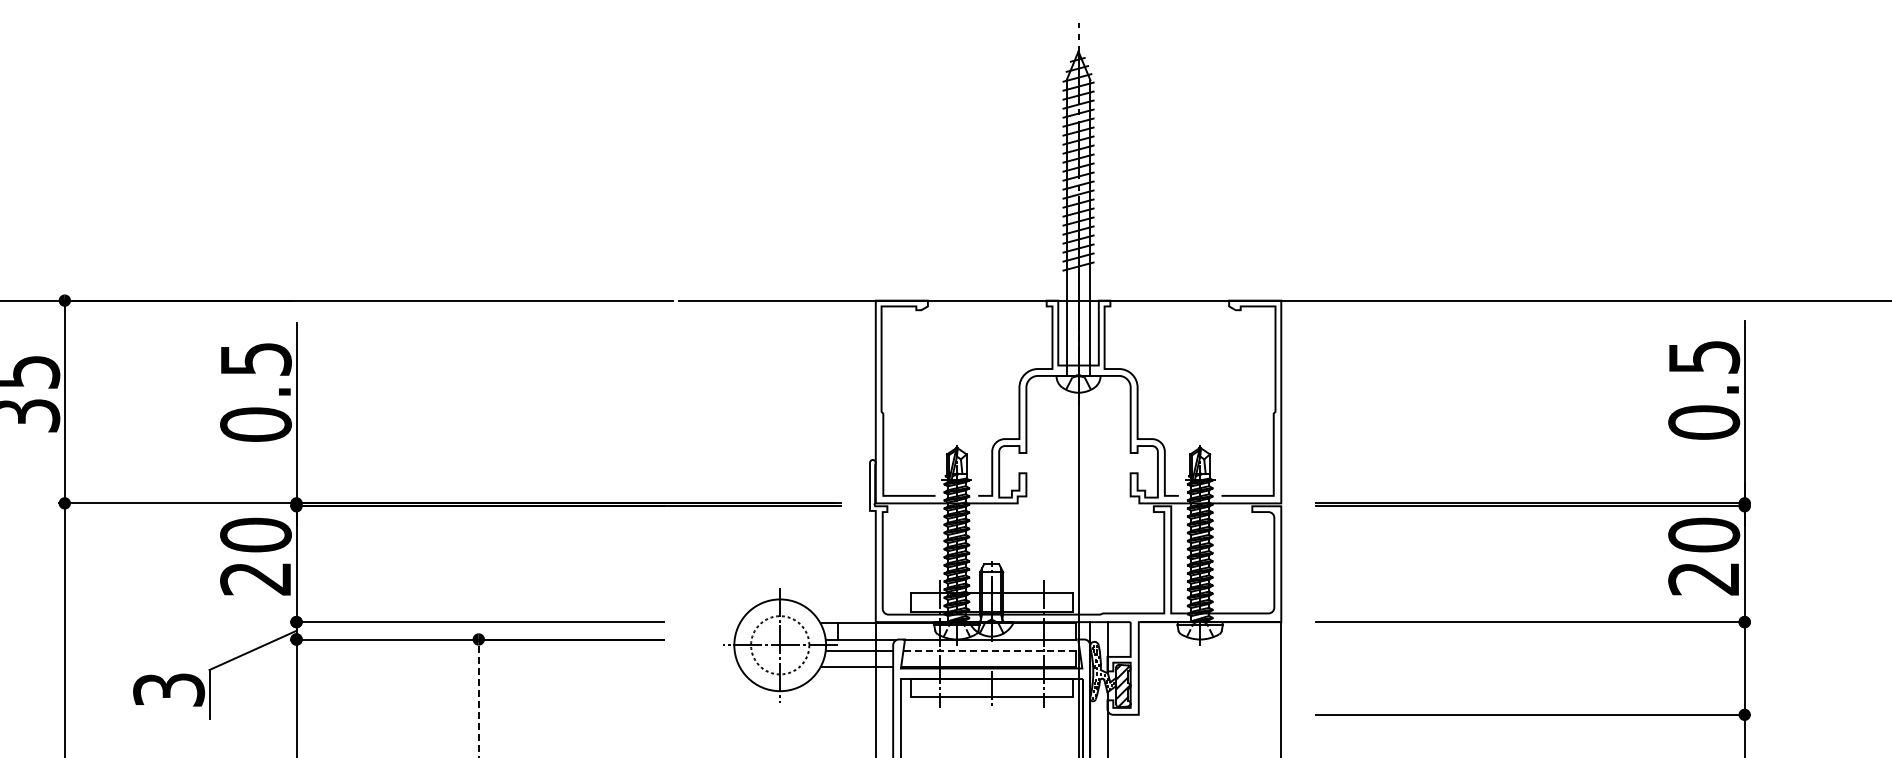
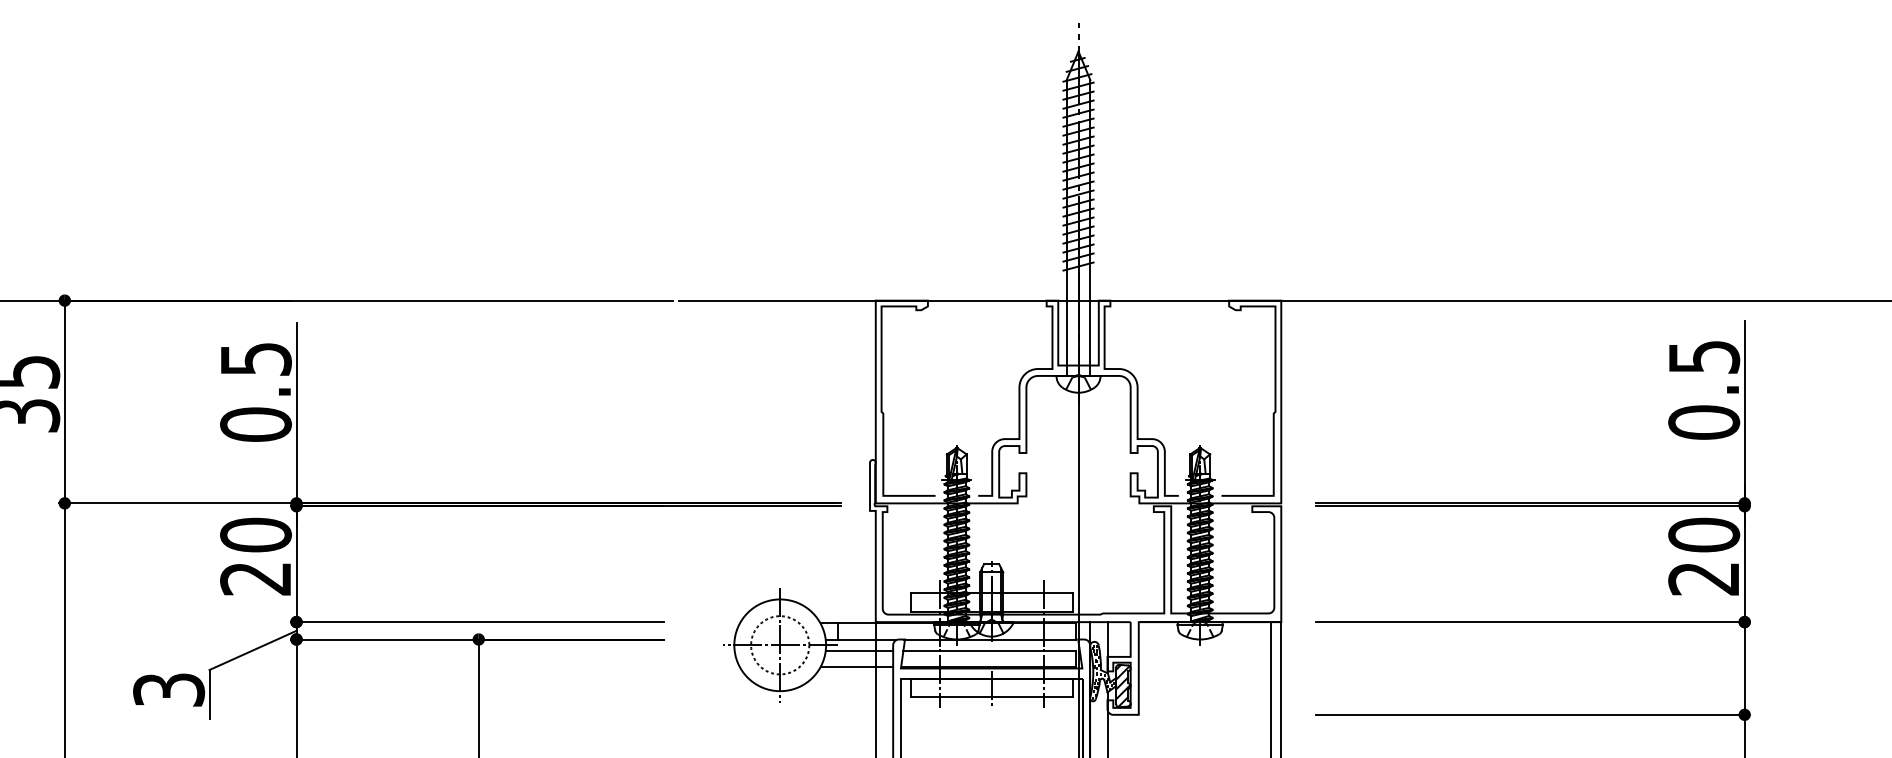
line: dashed -> solid (989, 650)
line: none -> present (1270, 688)
line: dashed -> solid (478, 698)
